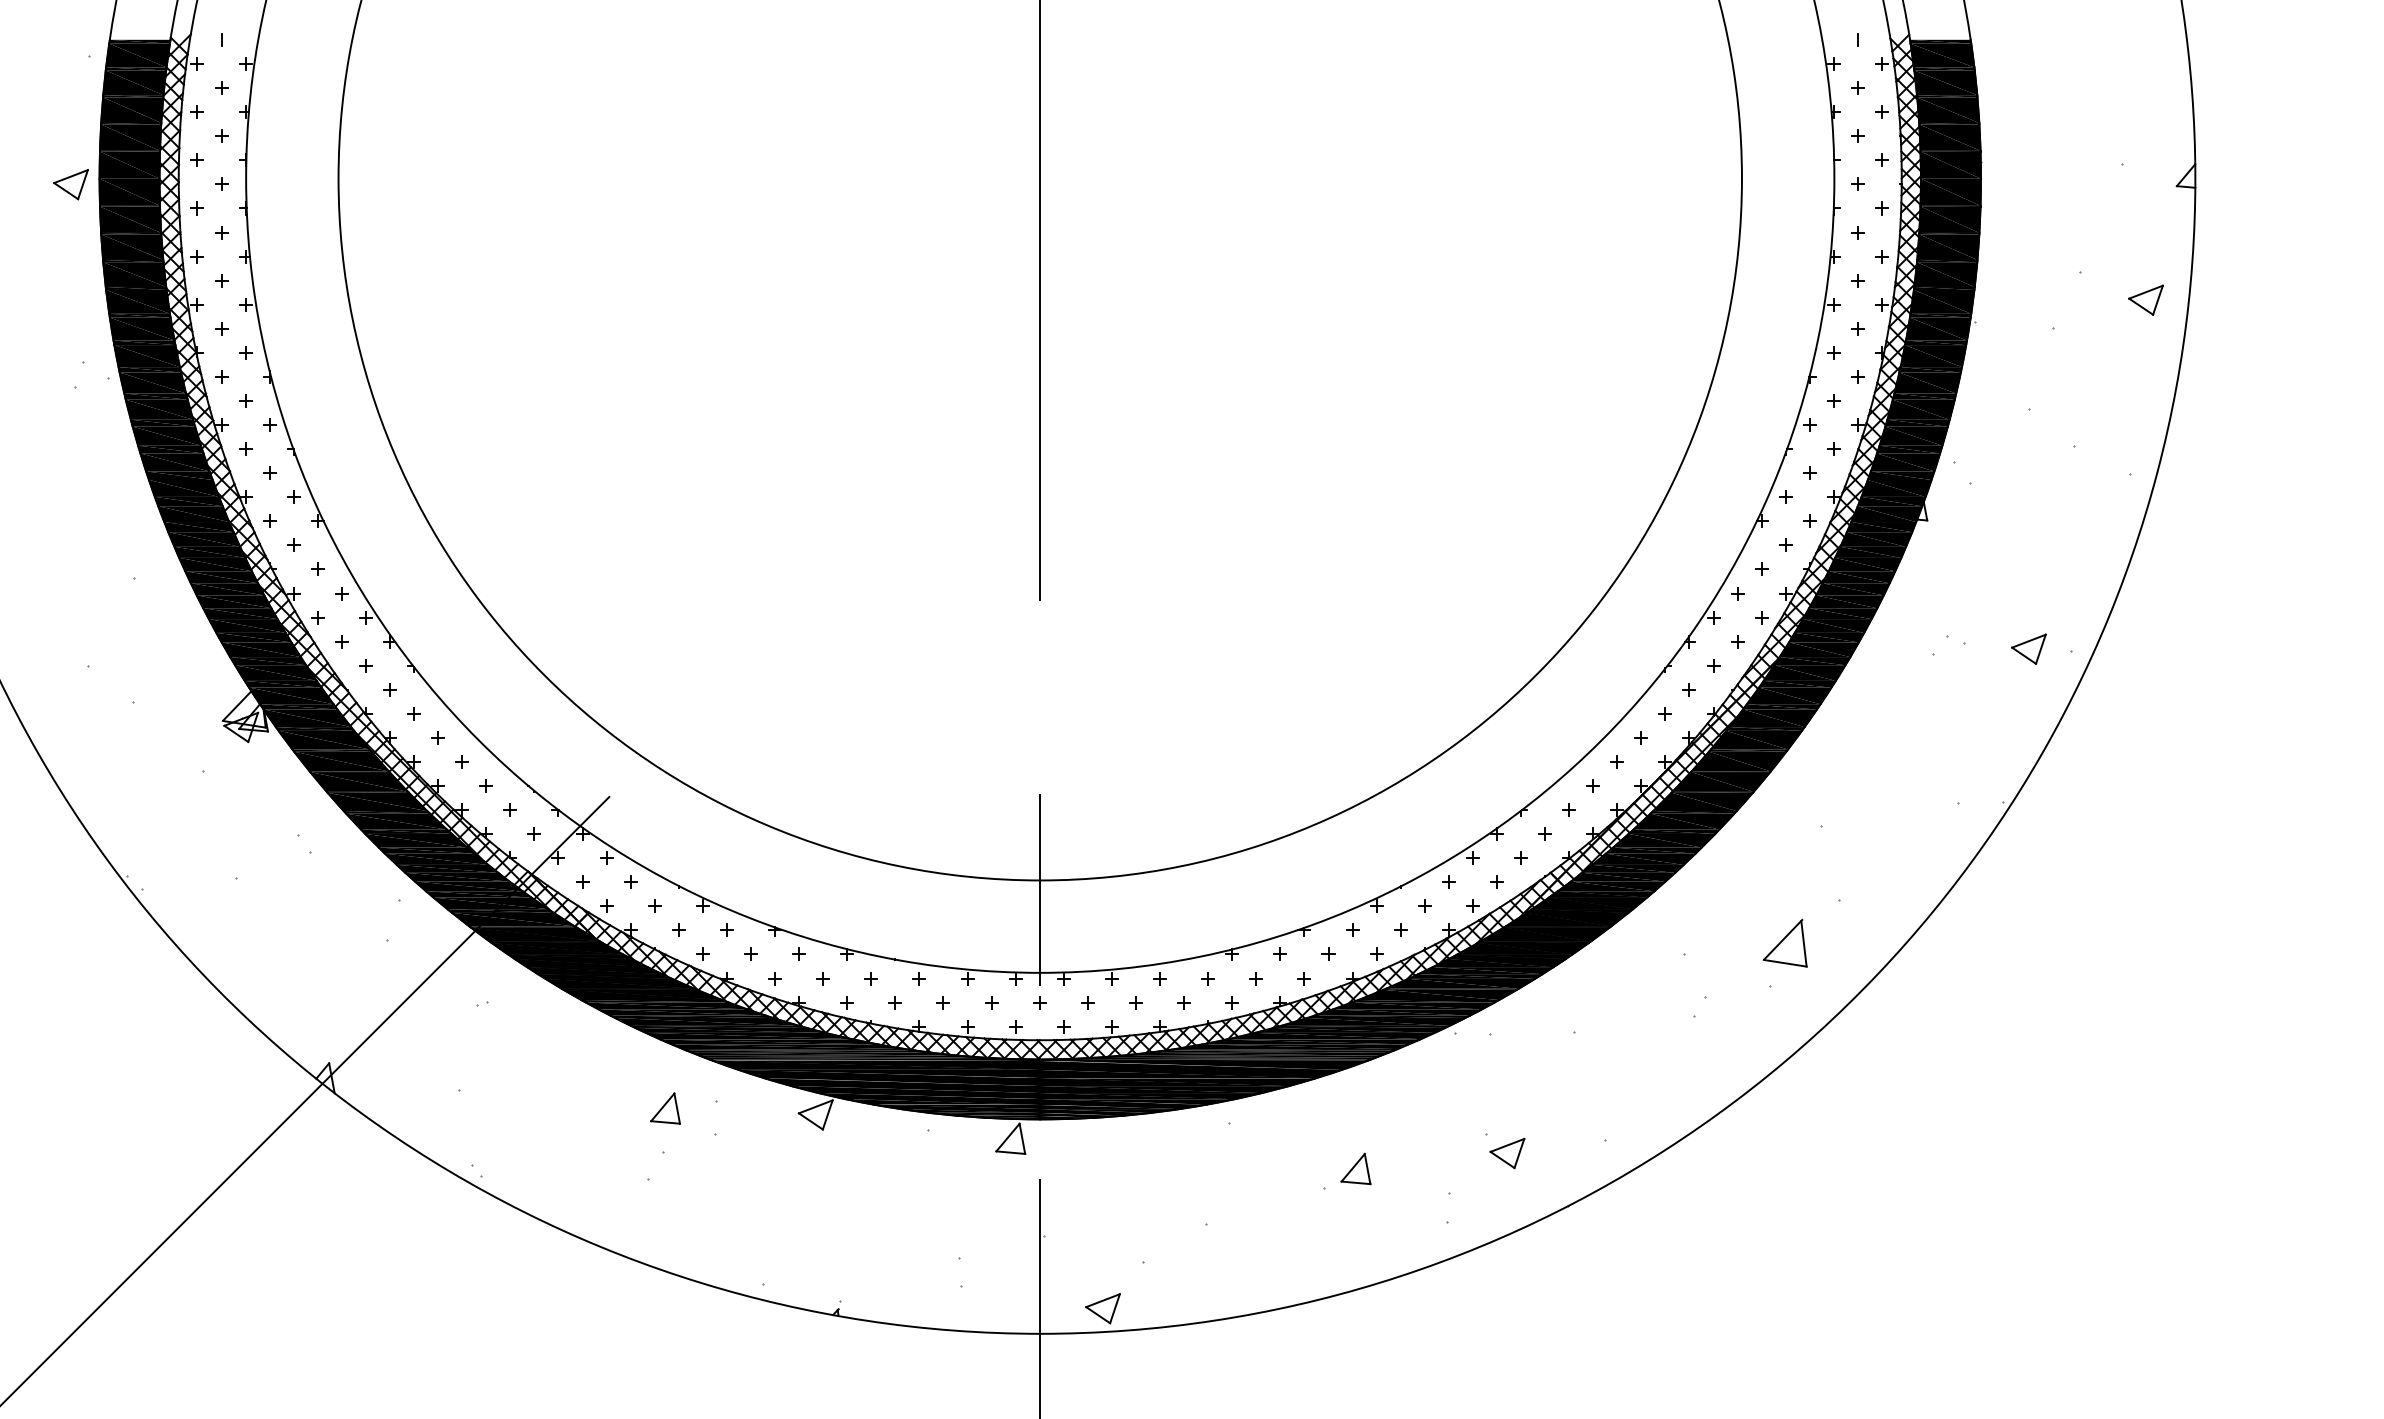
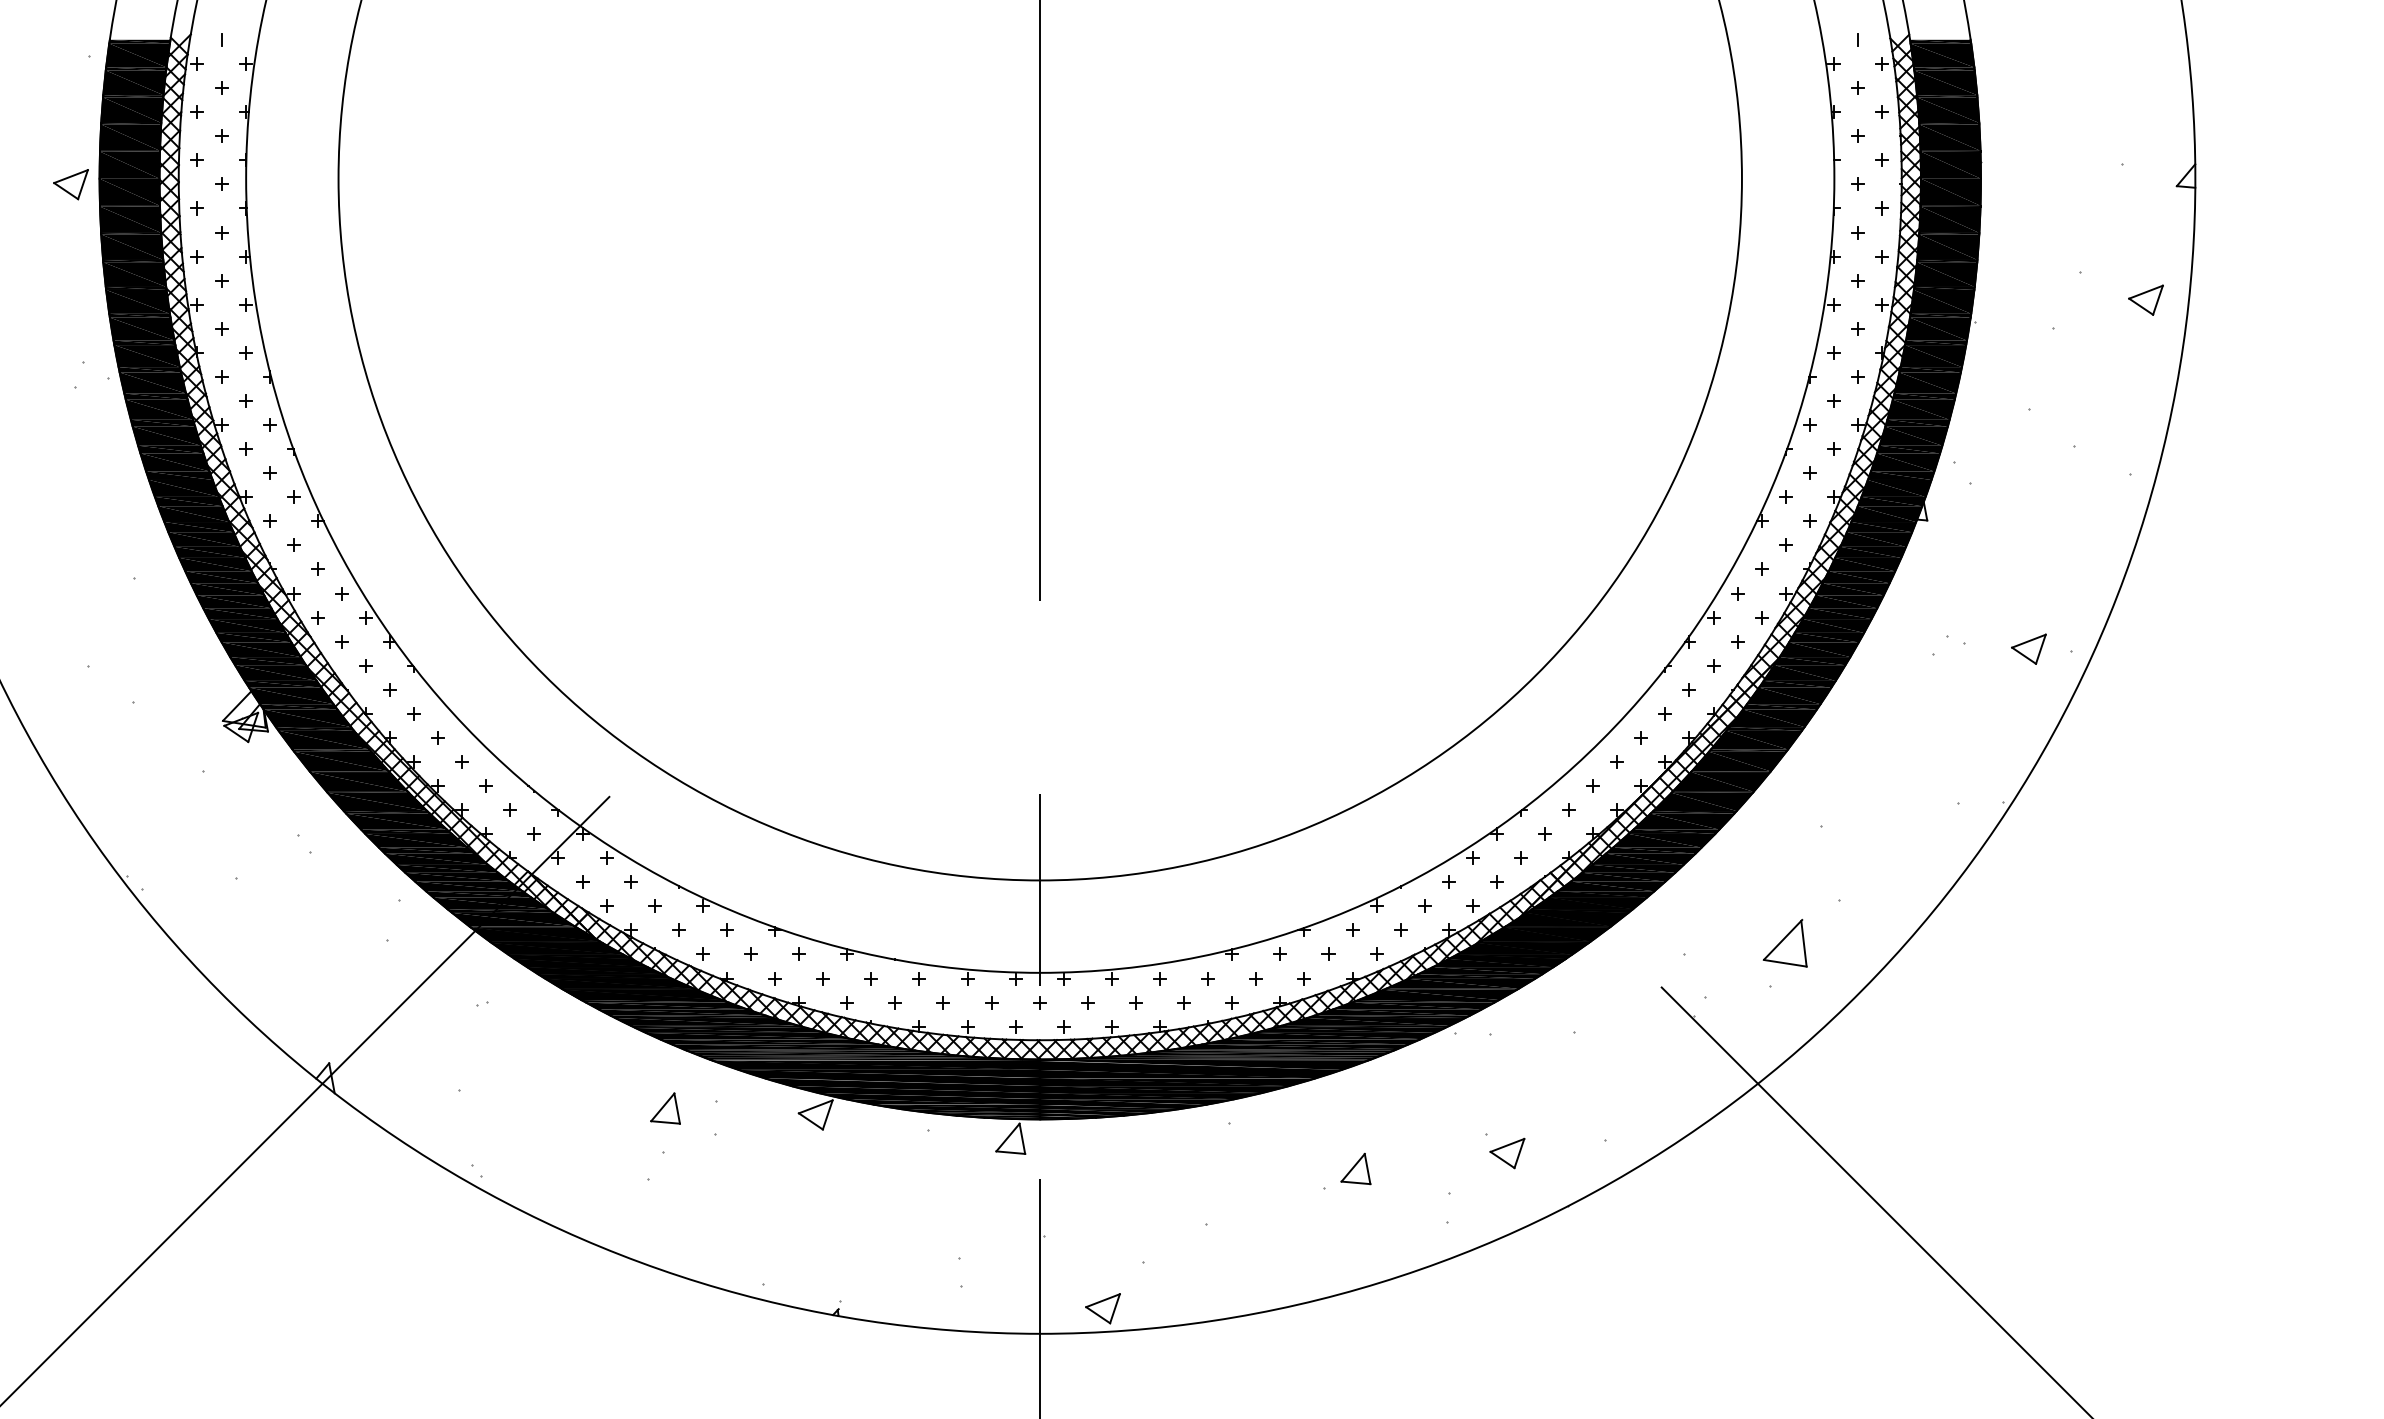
line: none -> present (1875, 1201)
